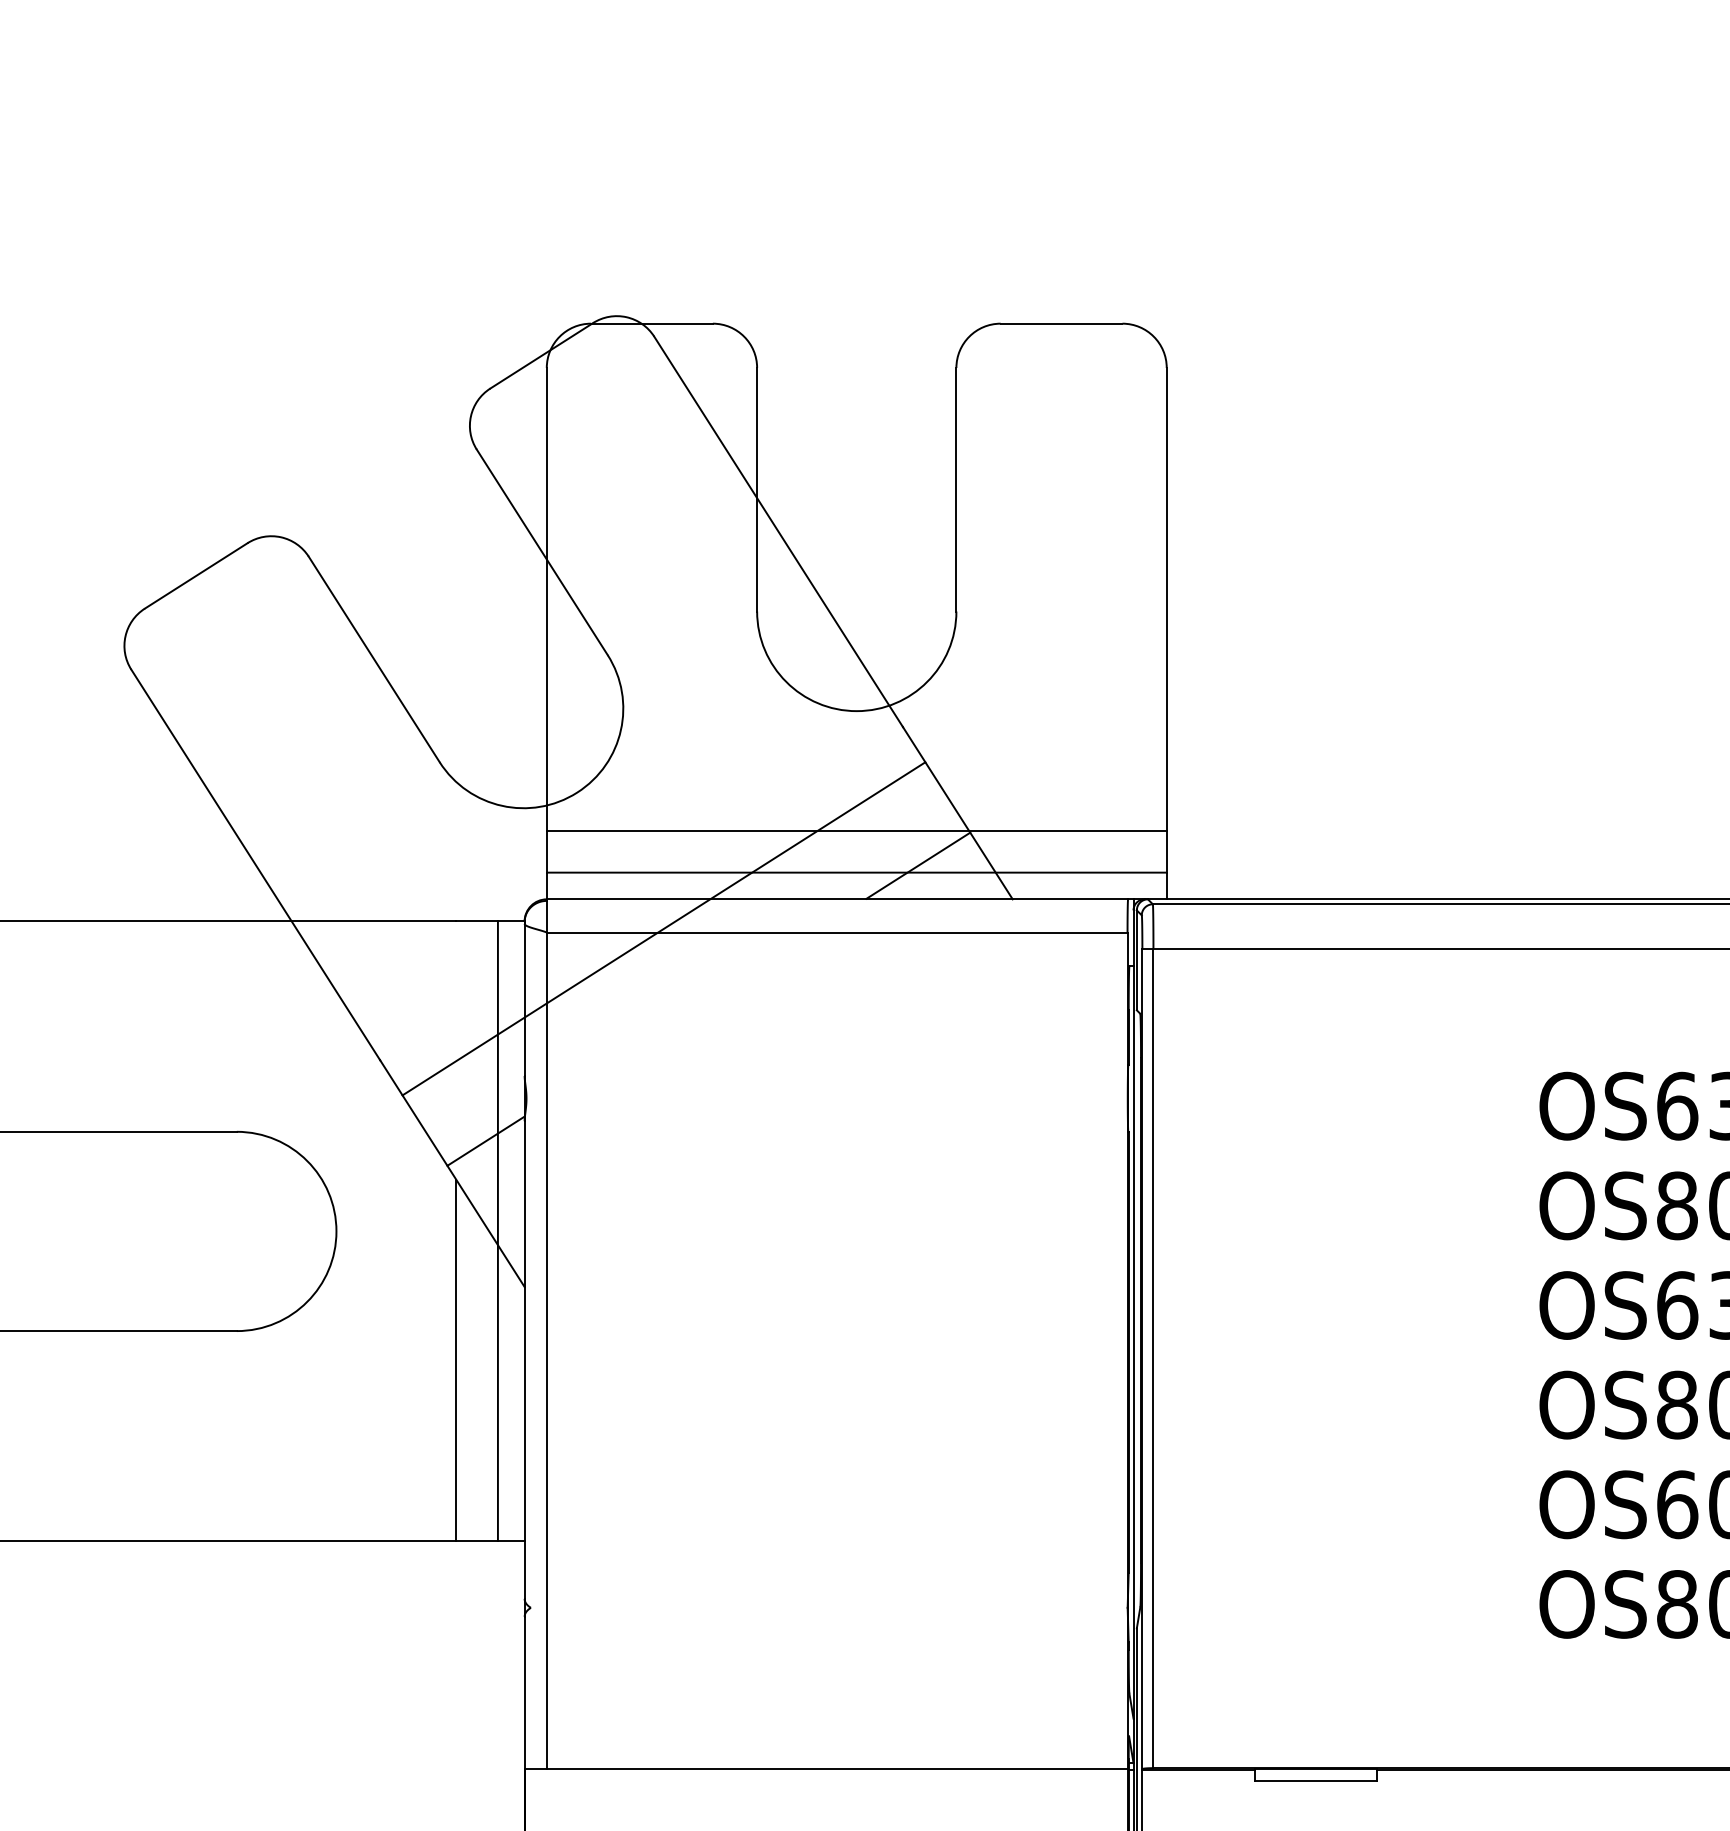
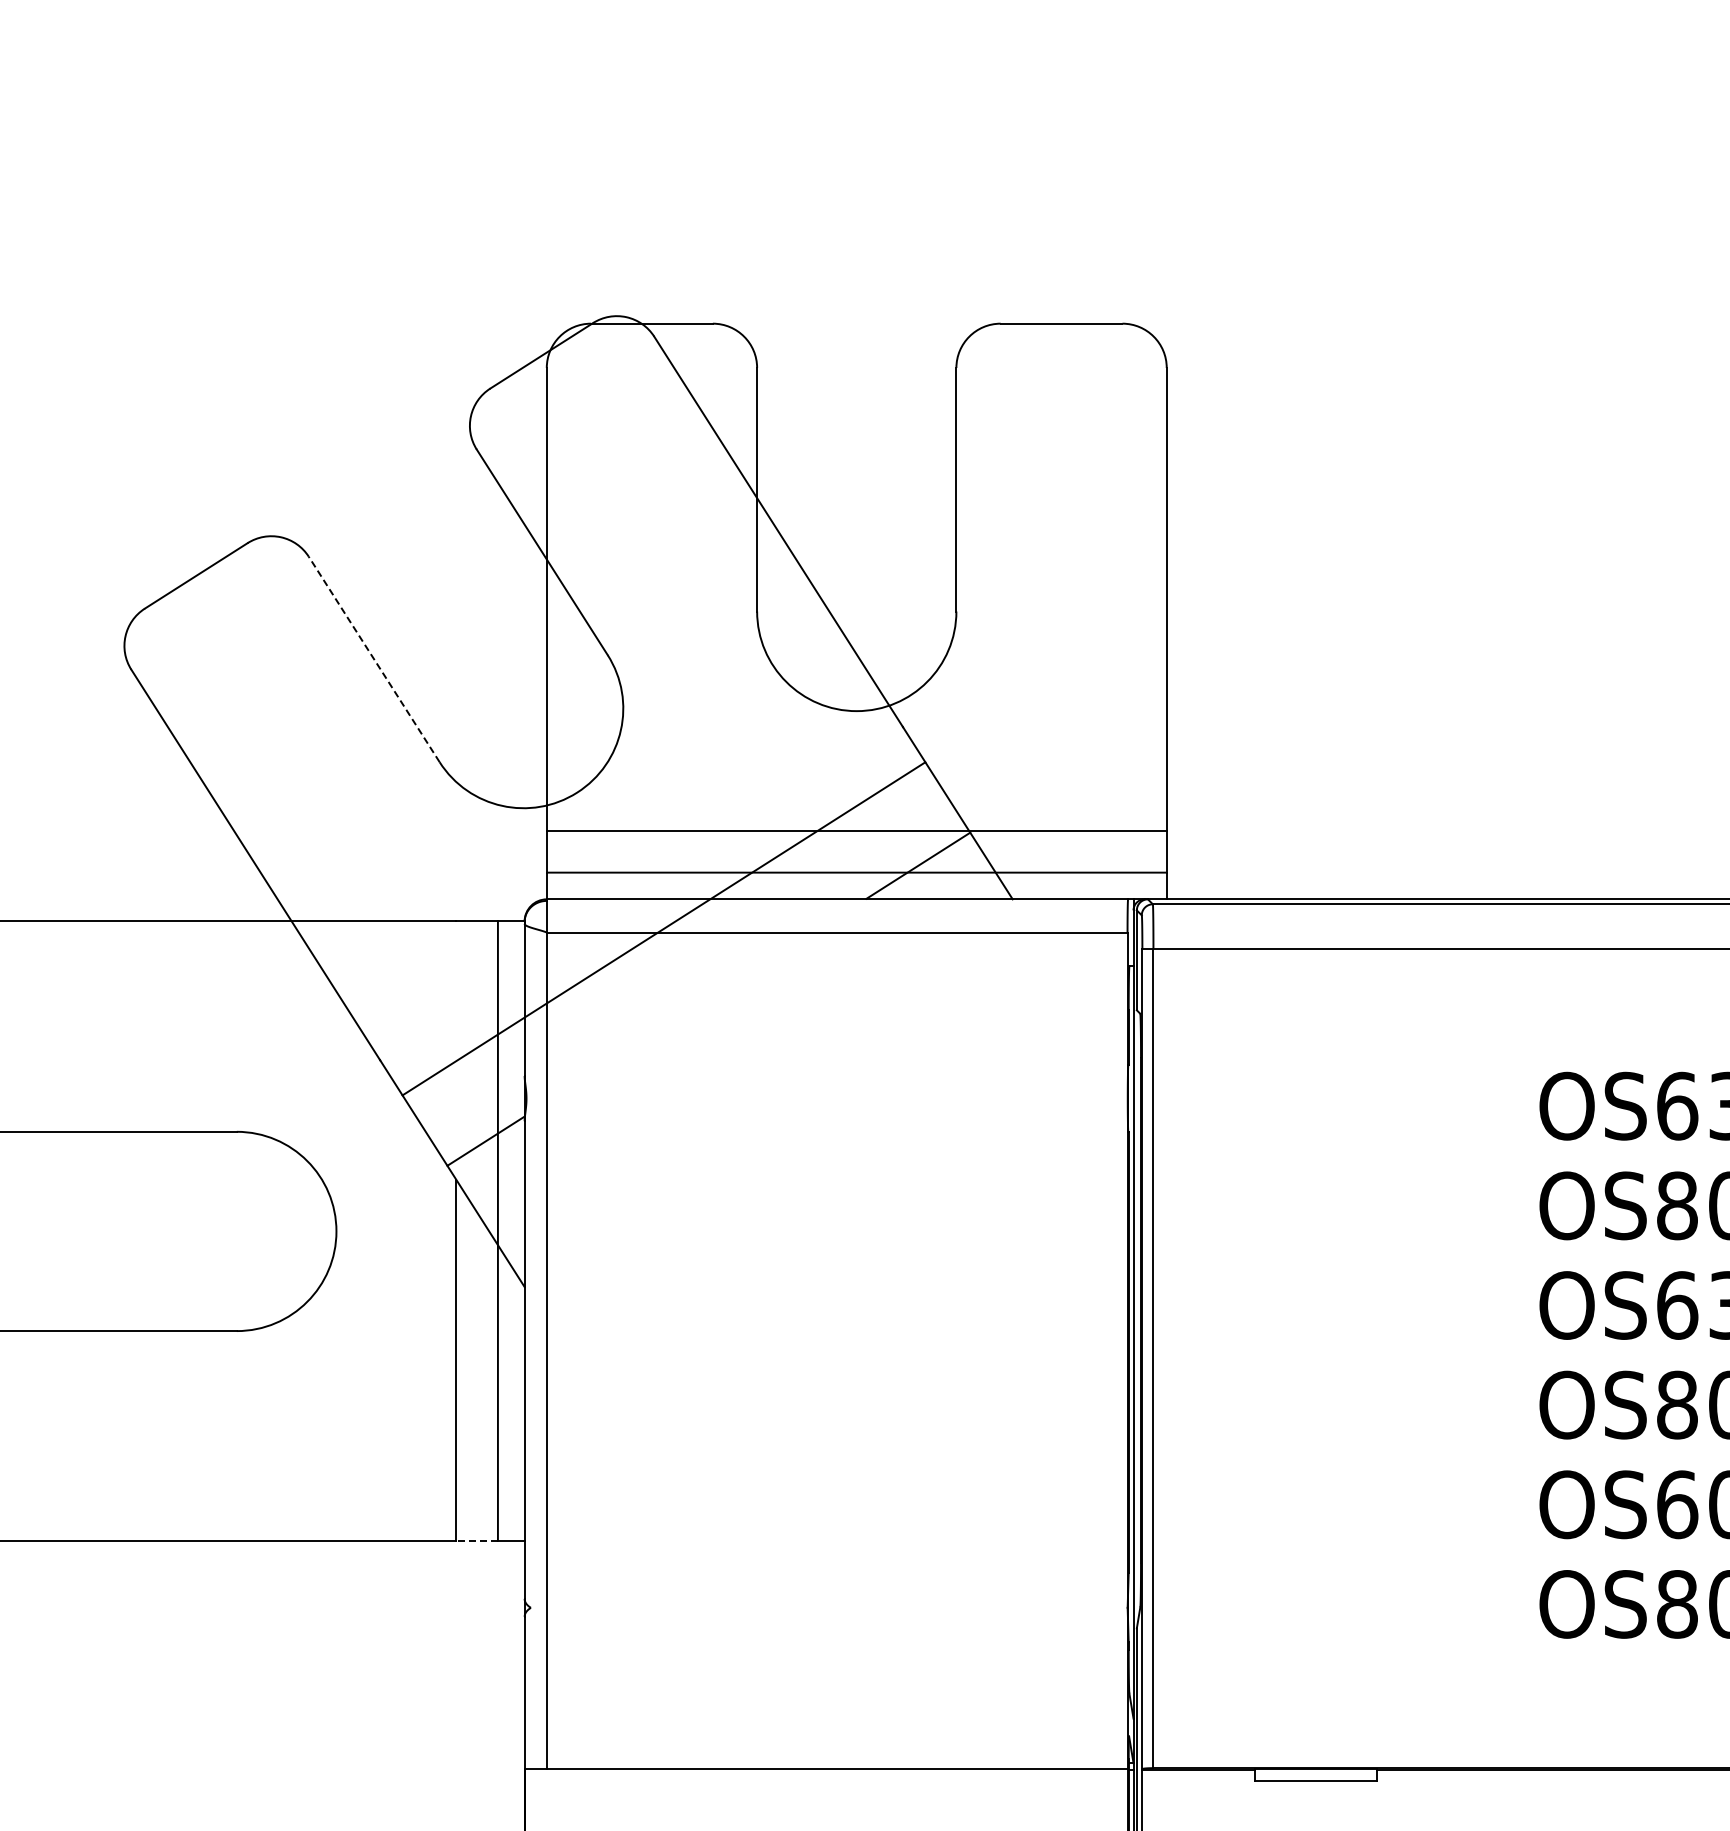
line: solid -> dashed (374, 659)
line: solid -> dashed (477, 1541)
